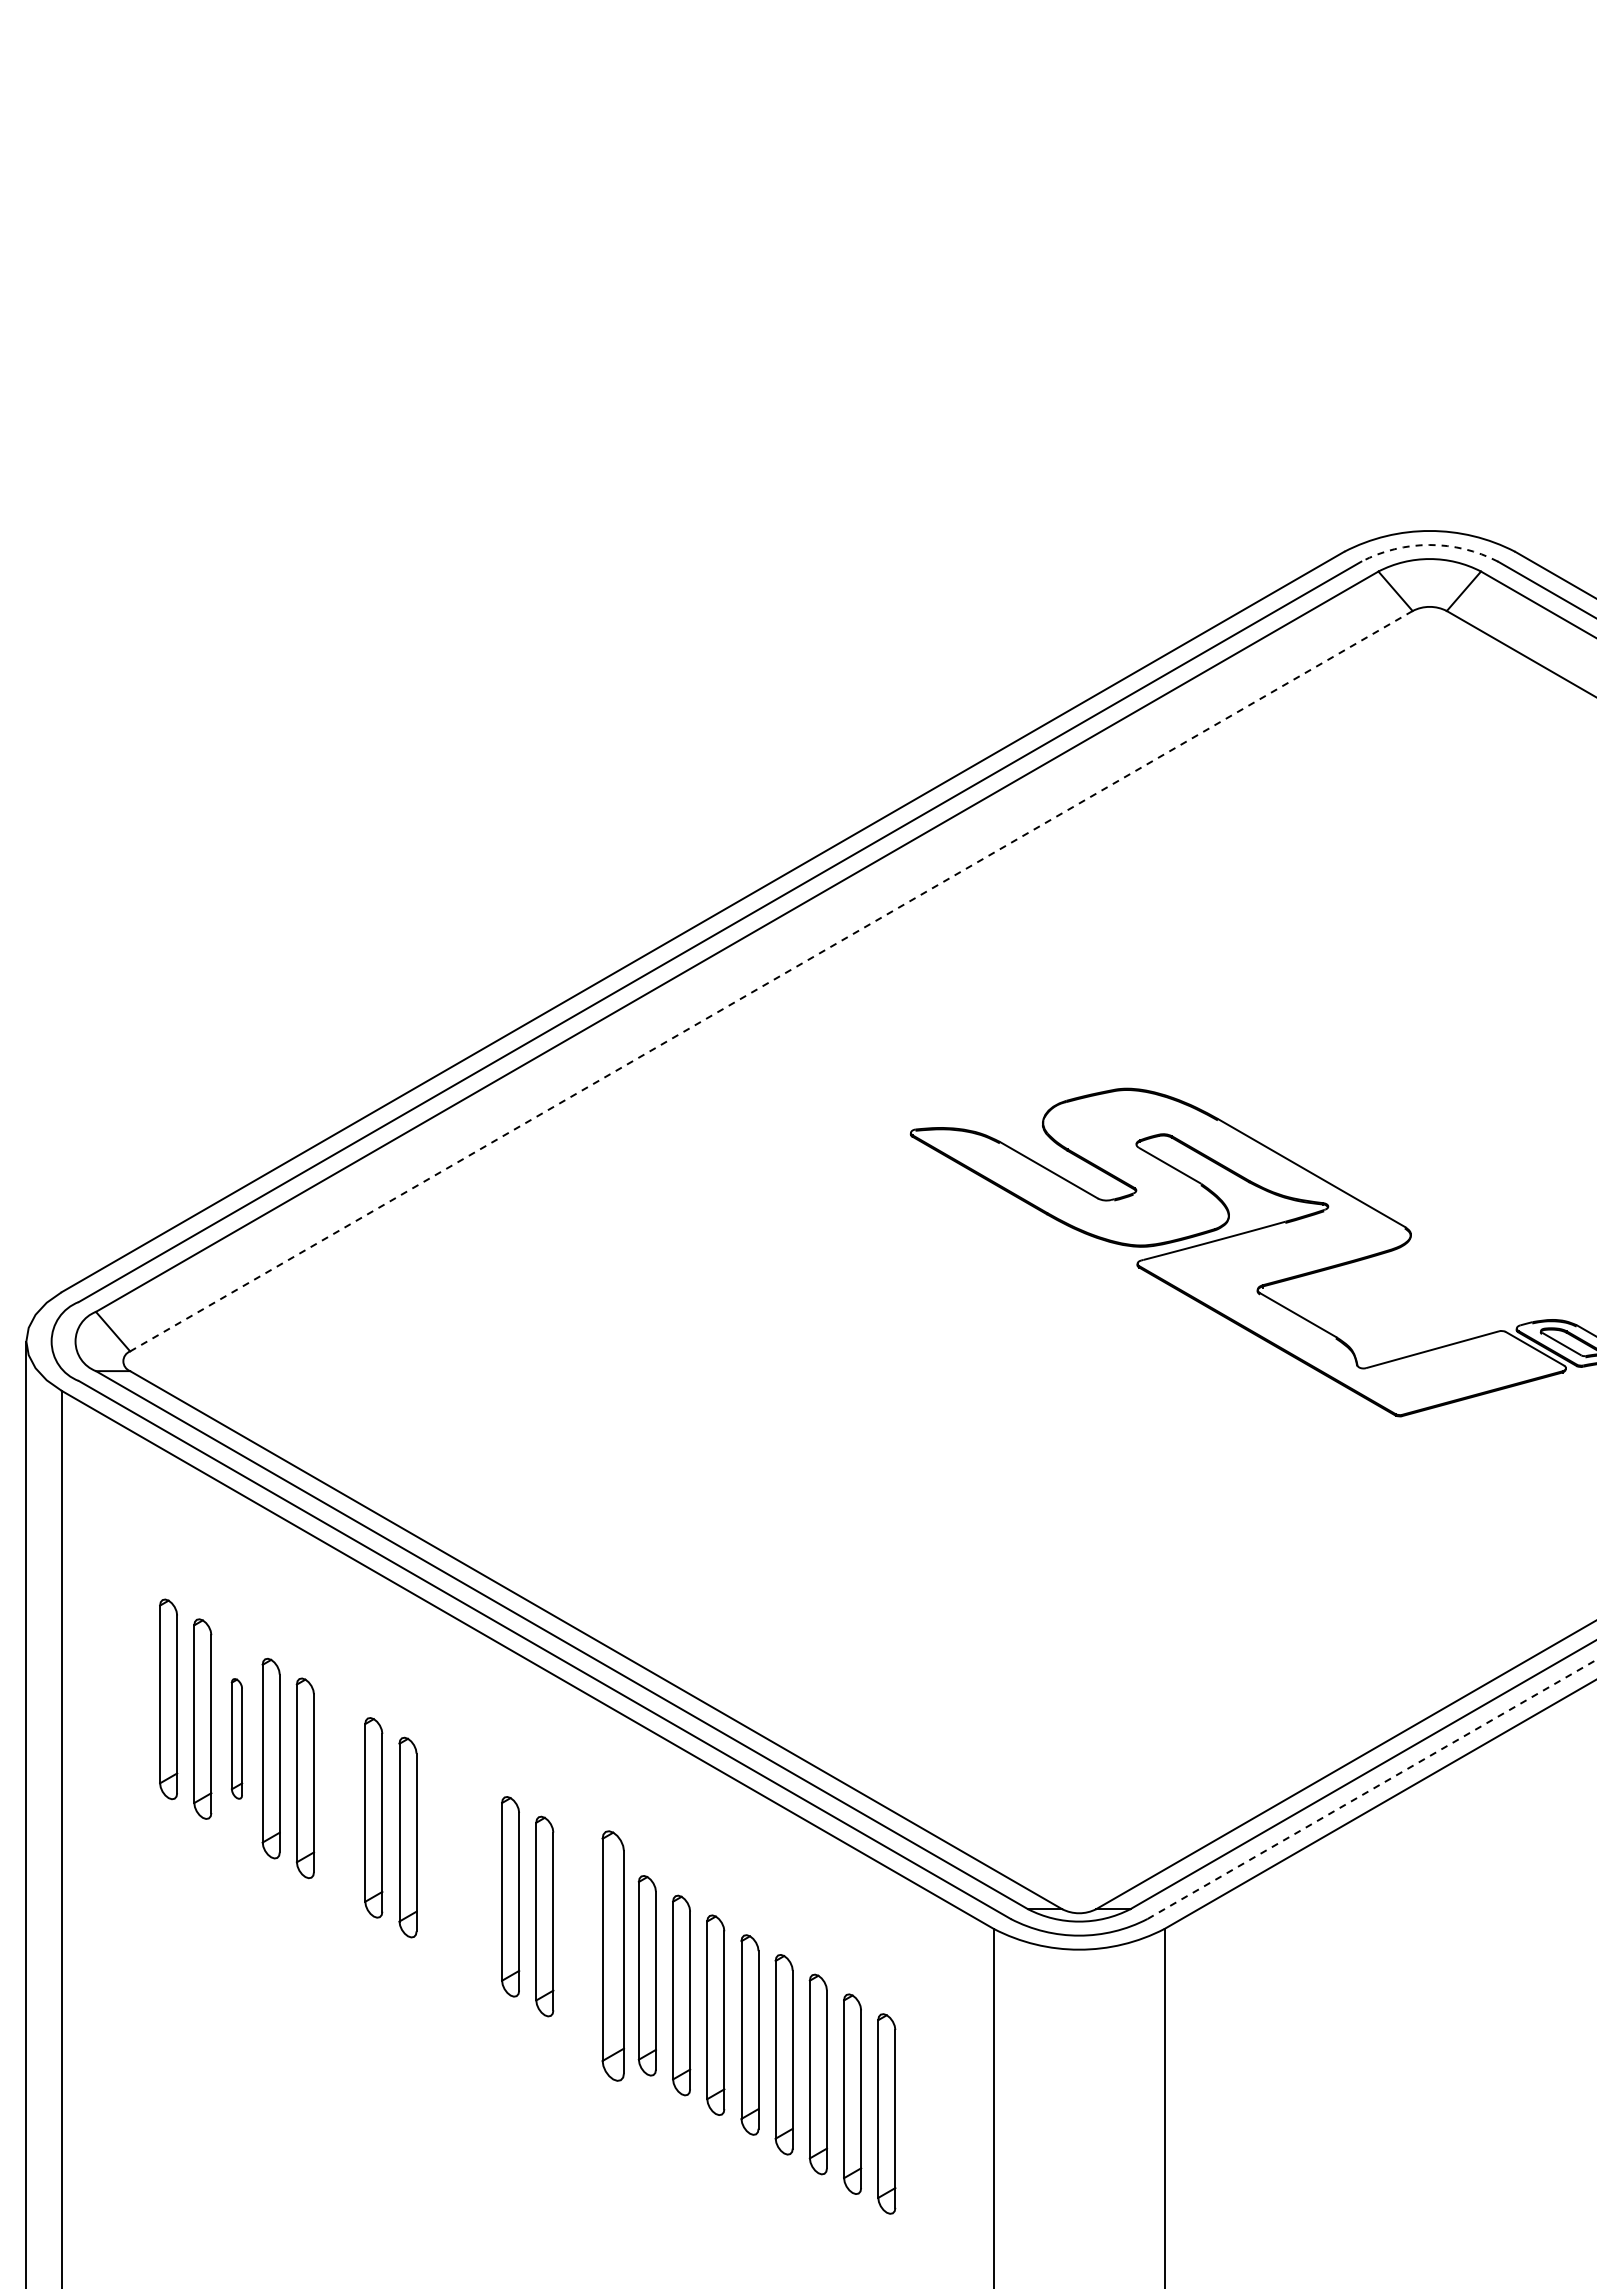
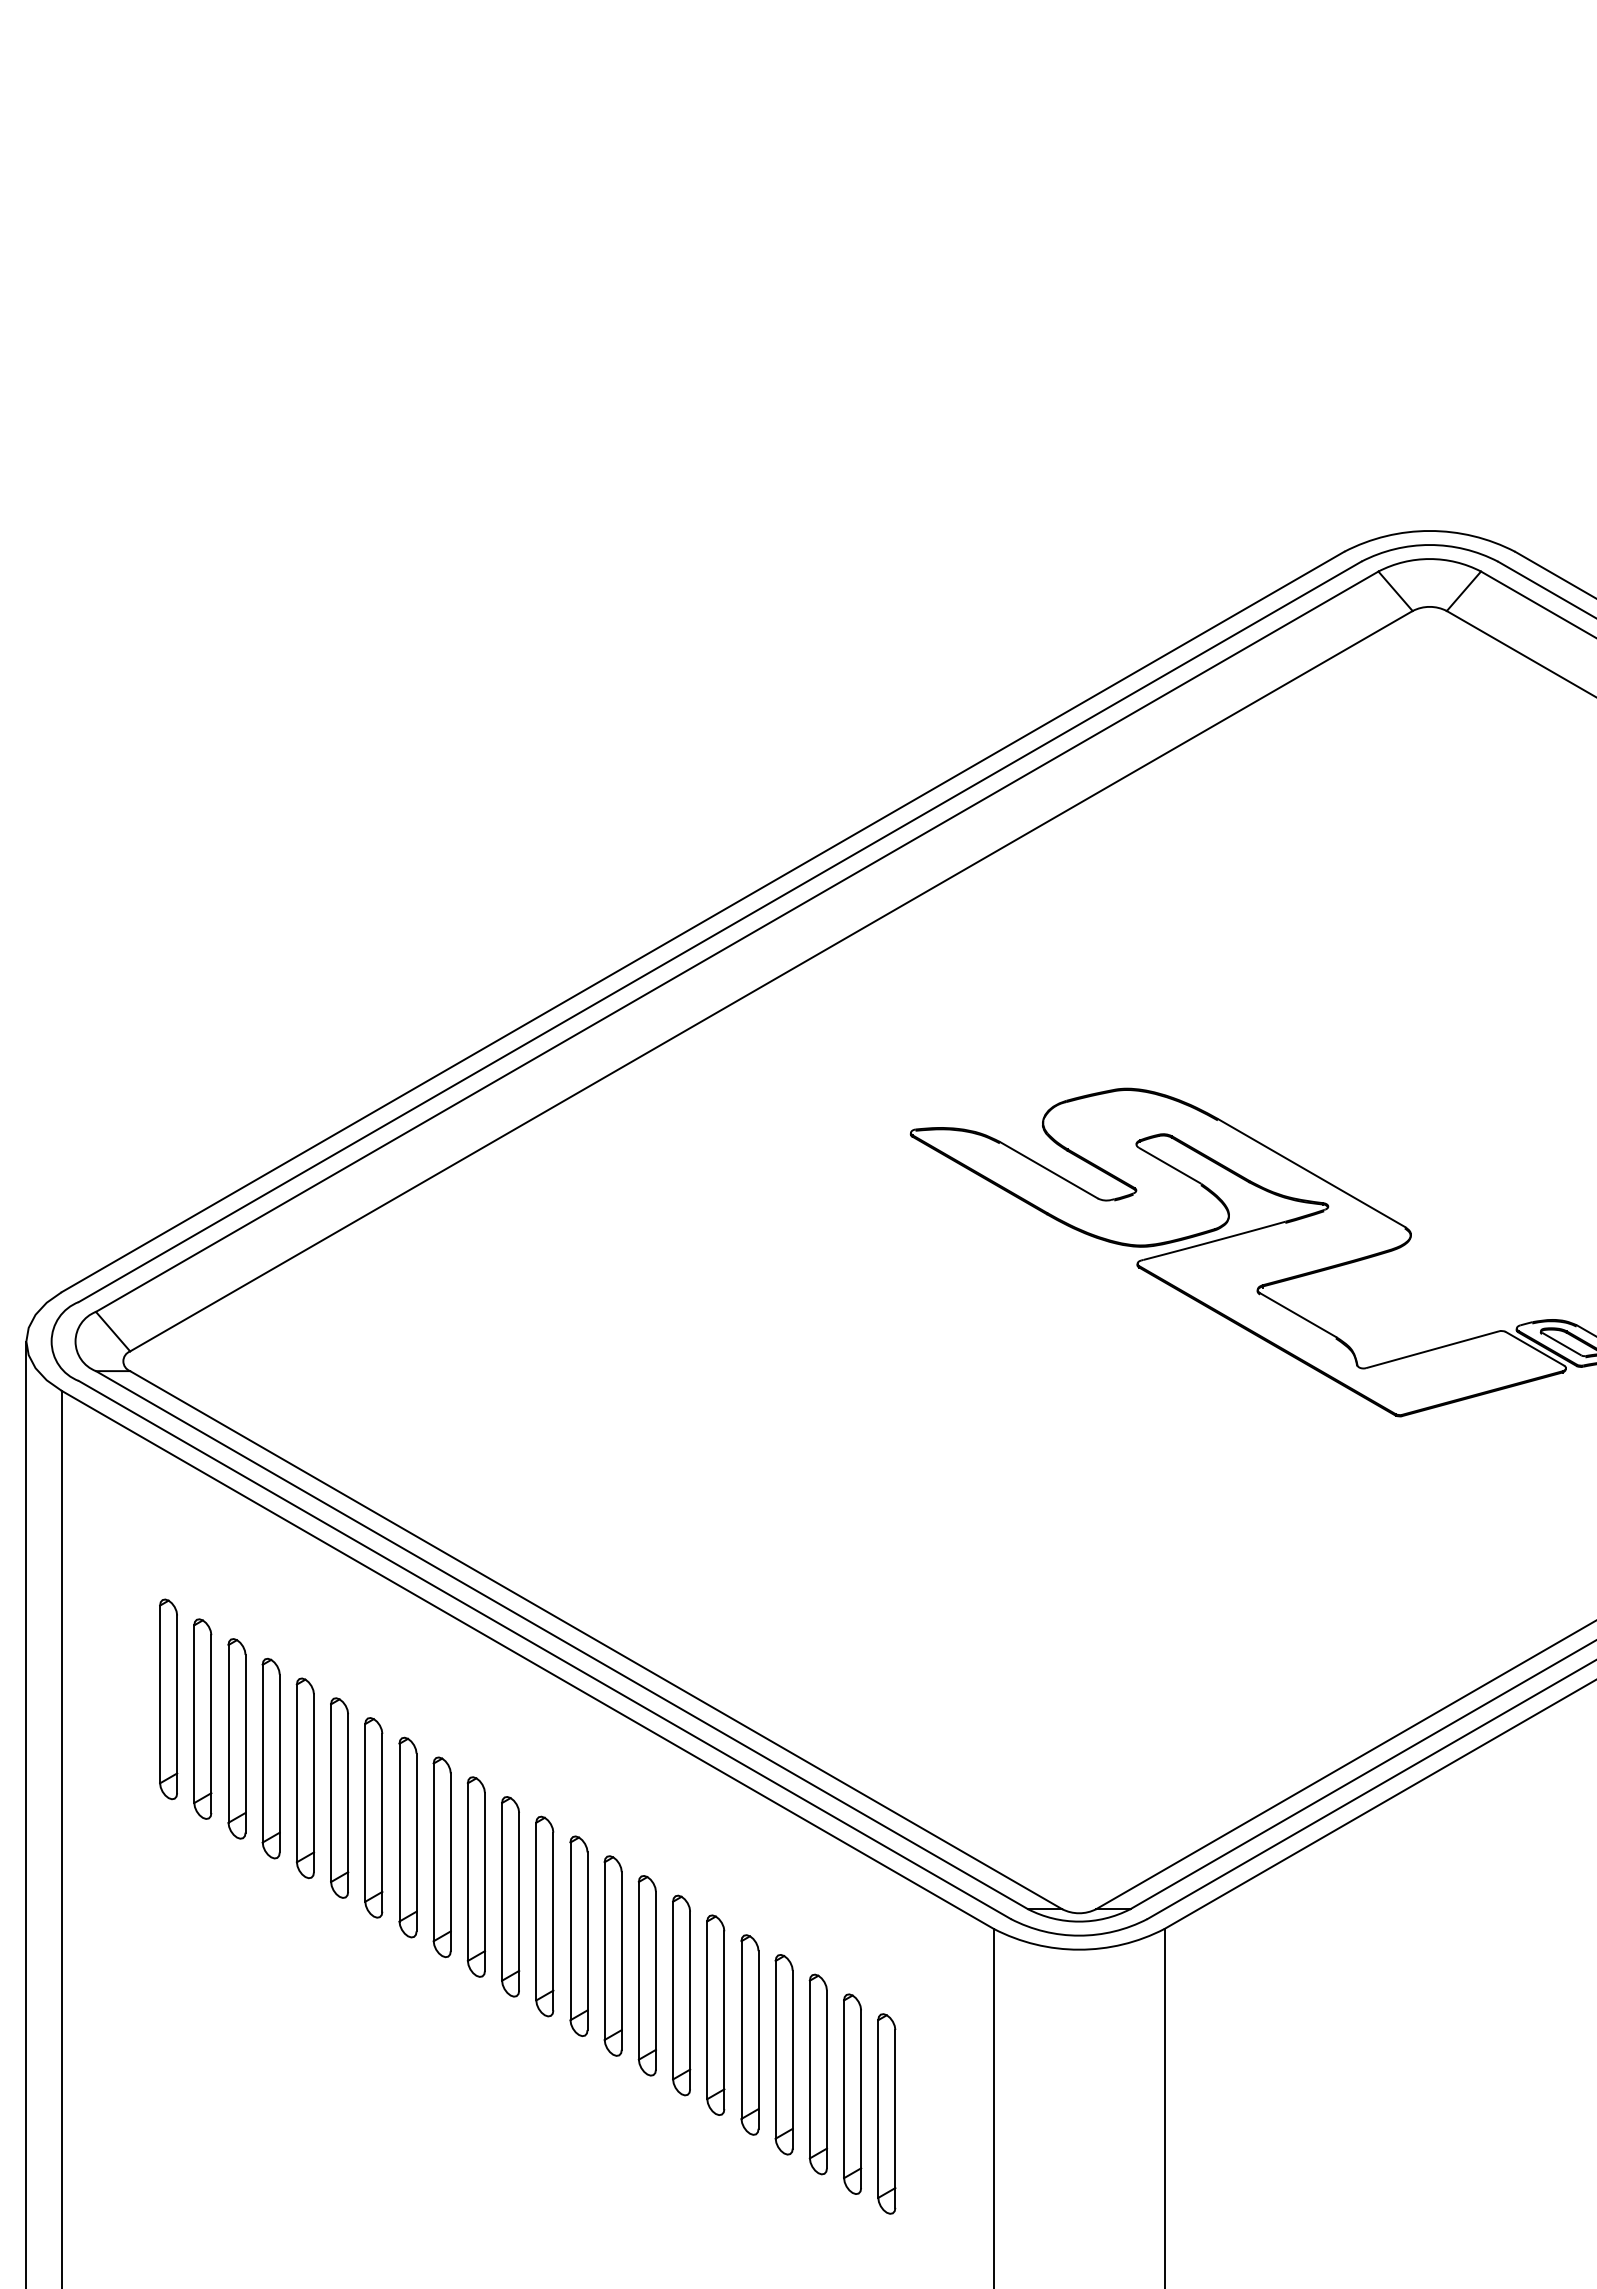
arc: dashed -> solid (1429, 545)
line: dashed -> solid (770, 981)
part size: 14x122 px -> 20x202 px (236, 1738)
line: dashed -> solid (1371, 1789)
part: none -> present (339, 1797)
part: none -> present (441, 1857)
part: none -> present (475, 1876)
part: none -> present (578, 1935)
part size: 24x252 px -> 20x202 px (612, 1955)
